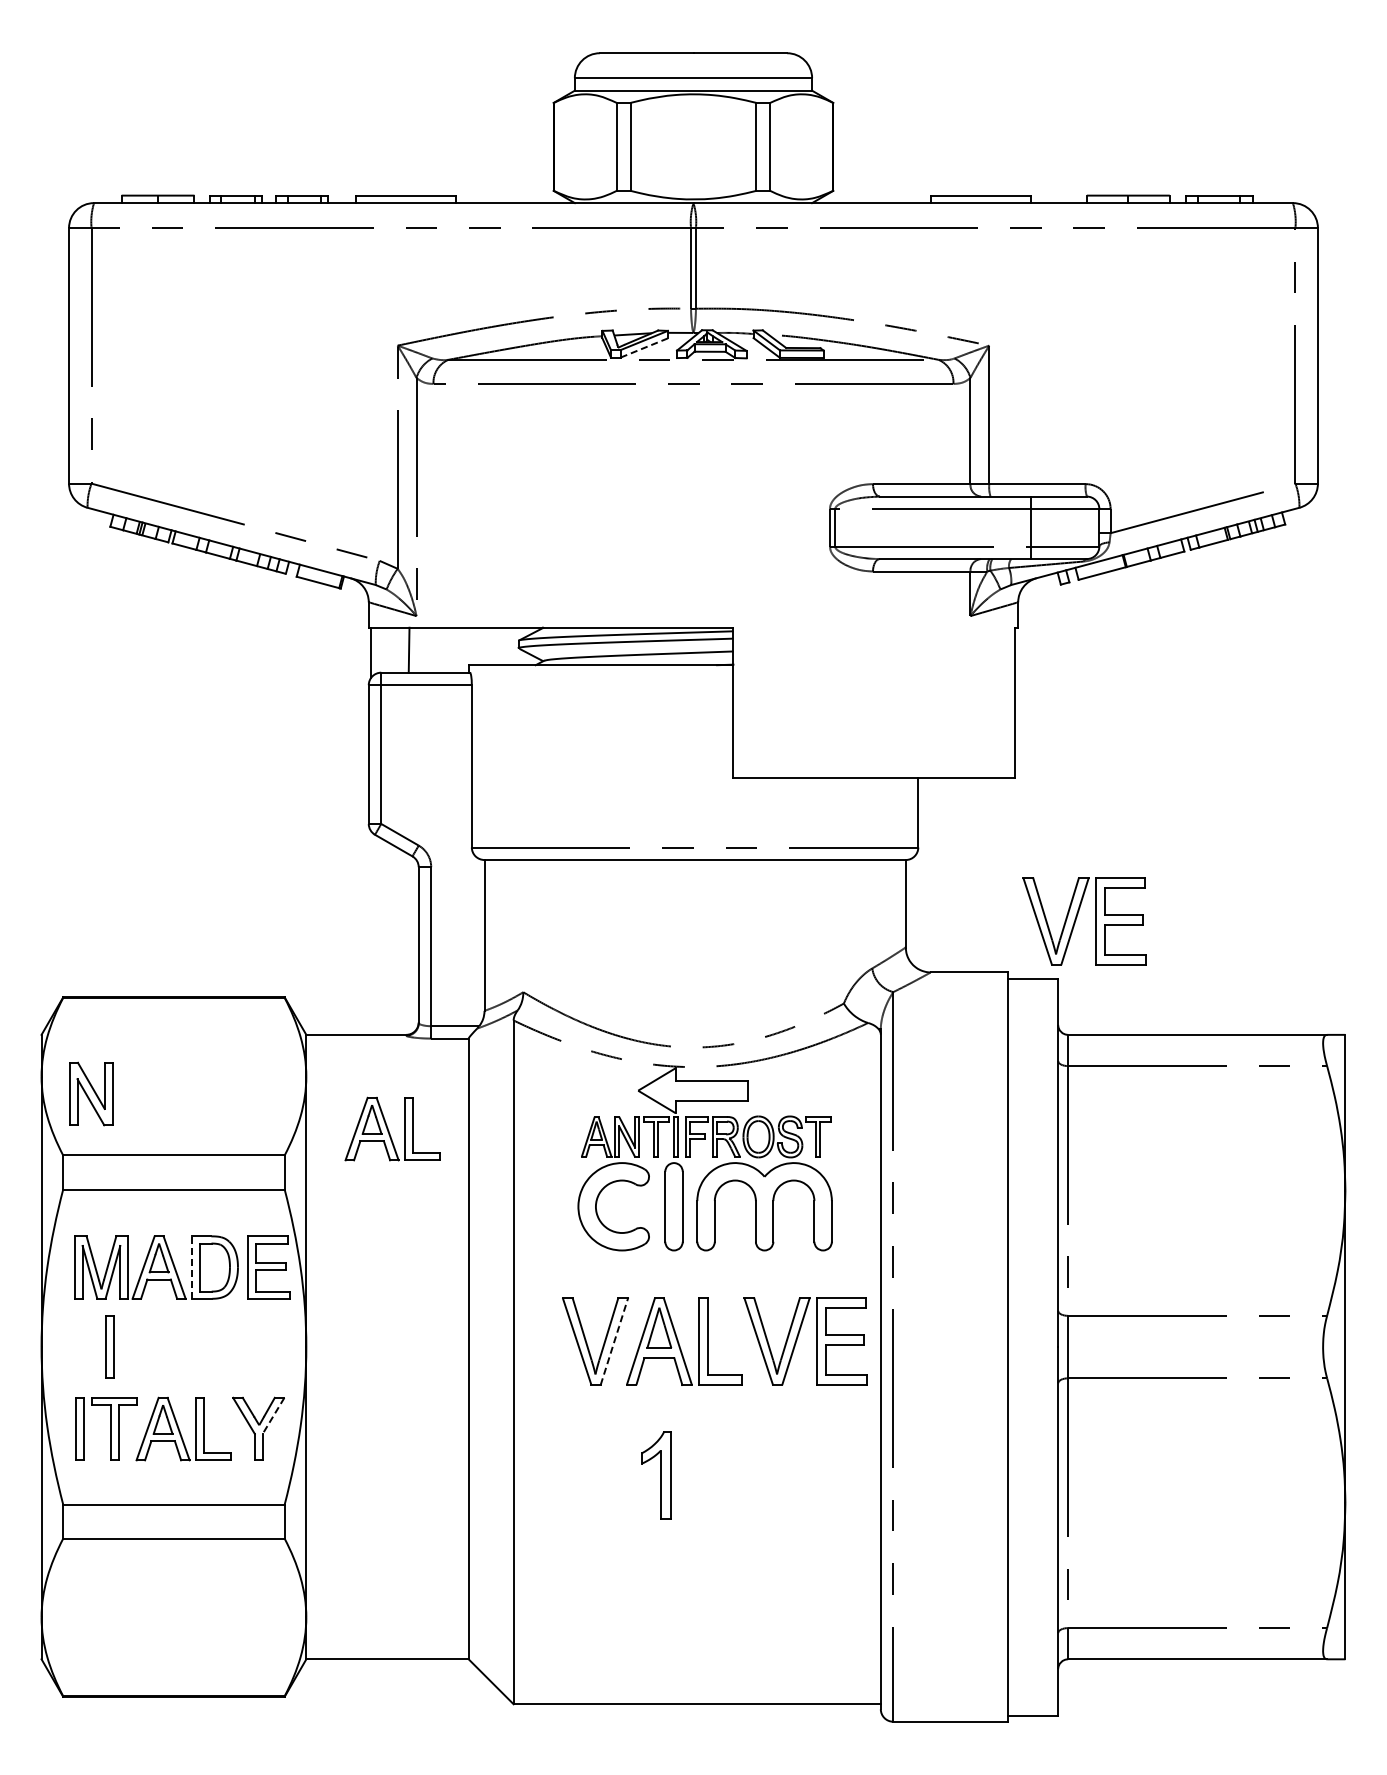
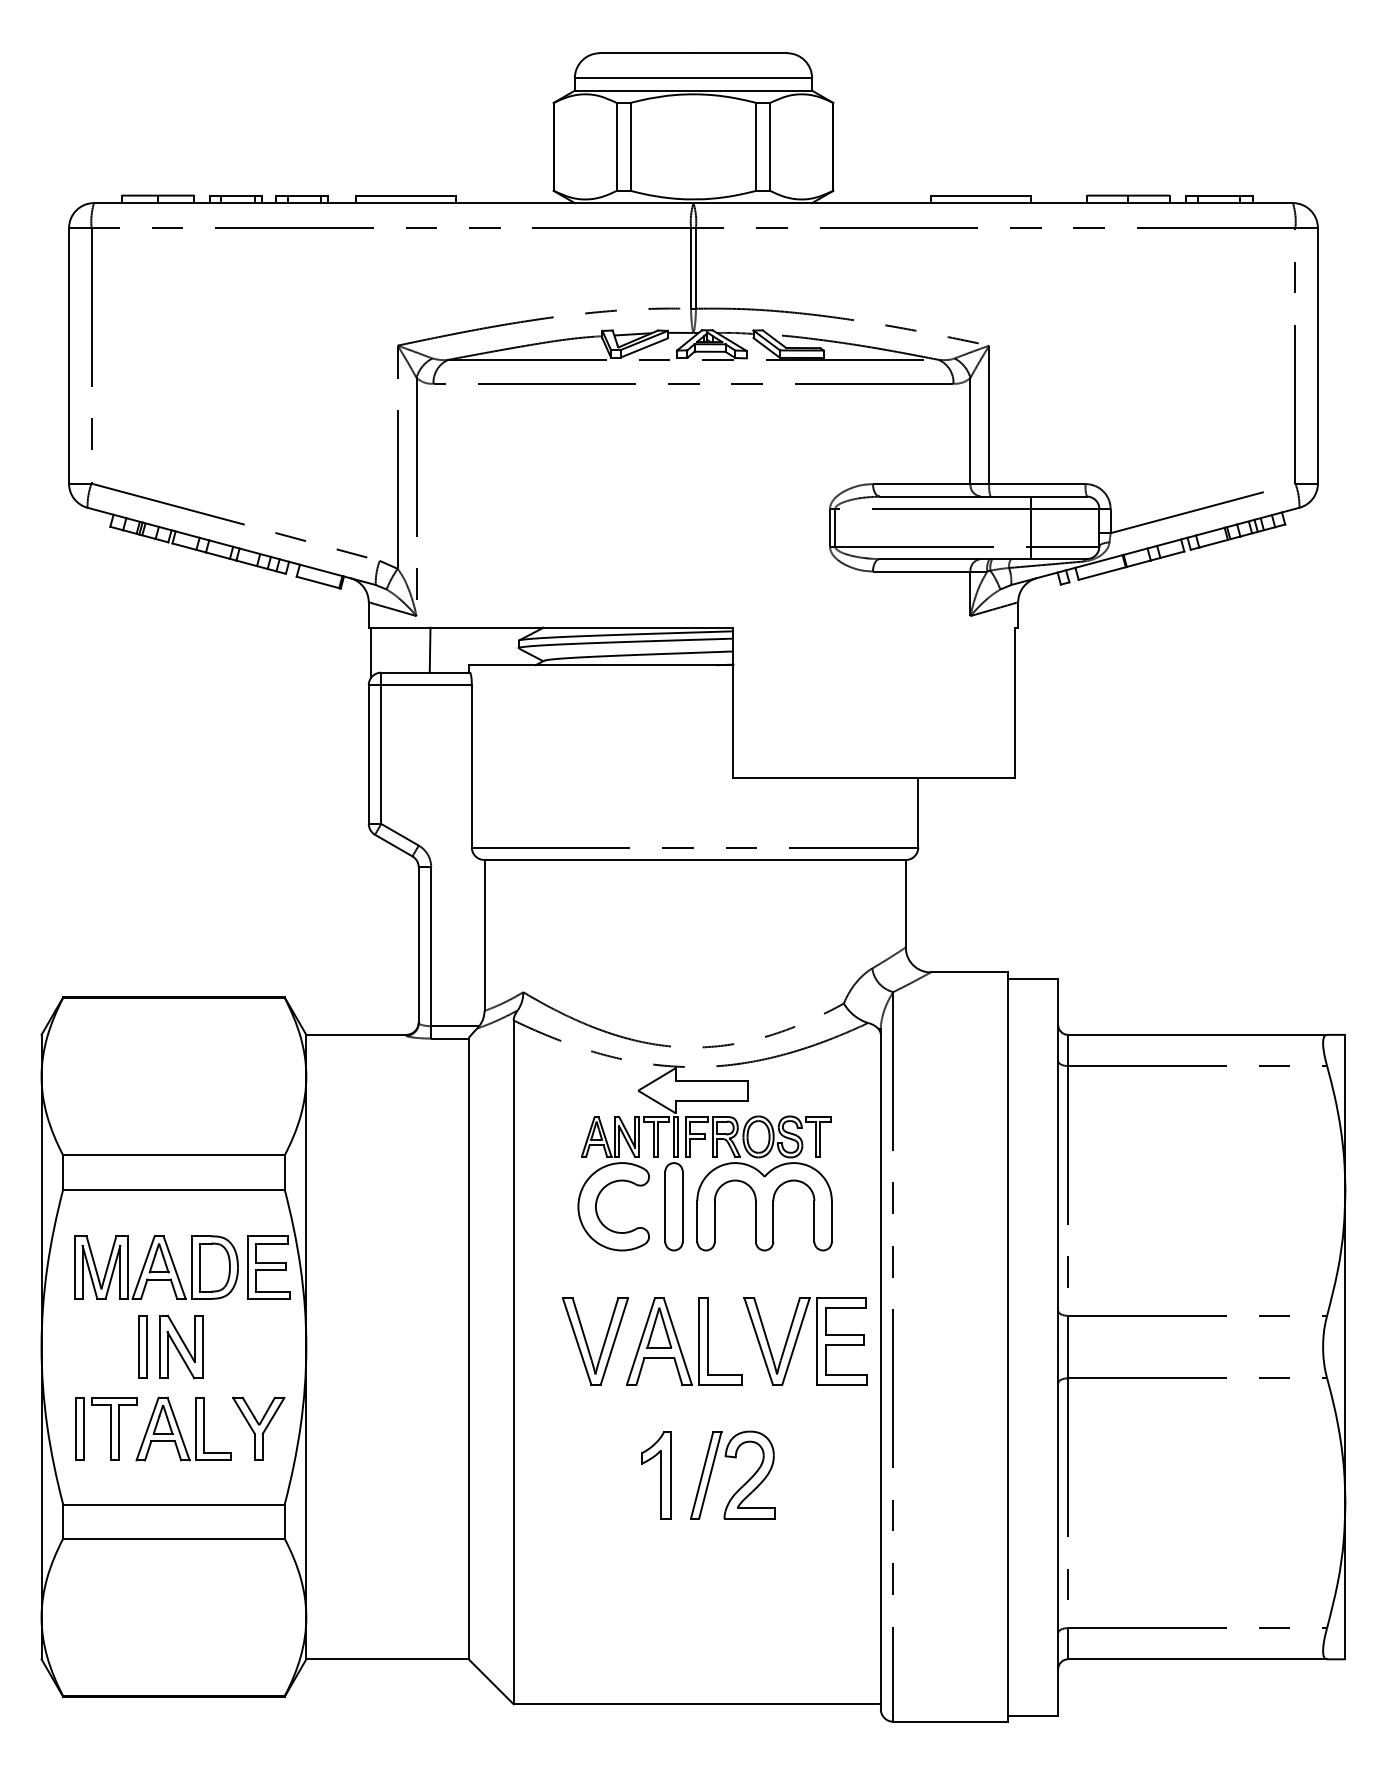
line: dashed -> solid (644, 347)
line position: (408, 649) -> (429, 649) (429, 649)
part: present -> none (1077, 917)
part position: (91, 1093) -> (181, 1346) (181, 1346)
part: present -> none (392, 1128)
line: dashed -> solid (192, 1267)
line: dashed -> solid (614, 1340)
part position: (109, 1346) -> (142, 1346) (142, 1346)
line: dashed -> solid (273, 1415)
part: none -> present (743, 1484)
